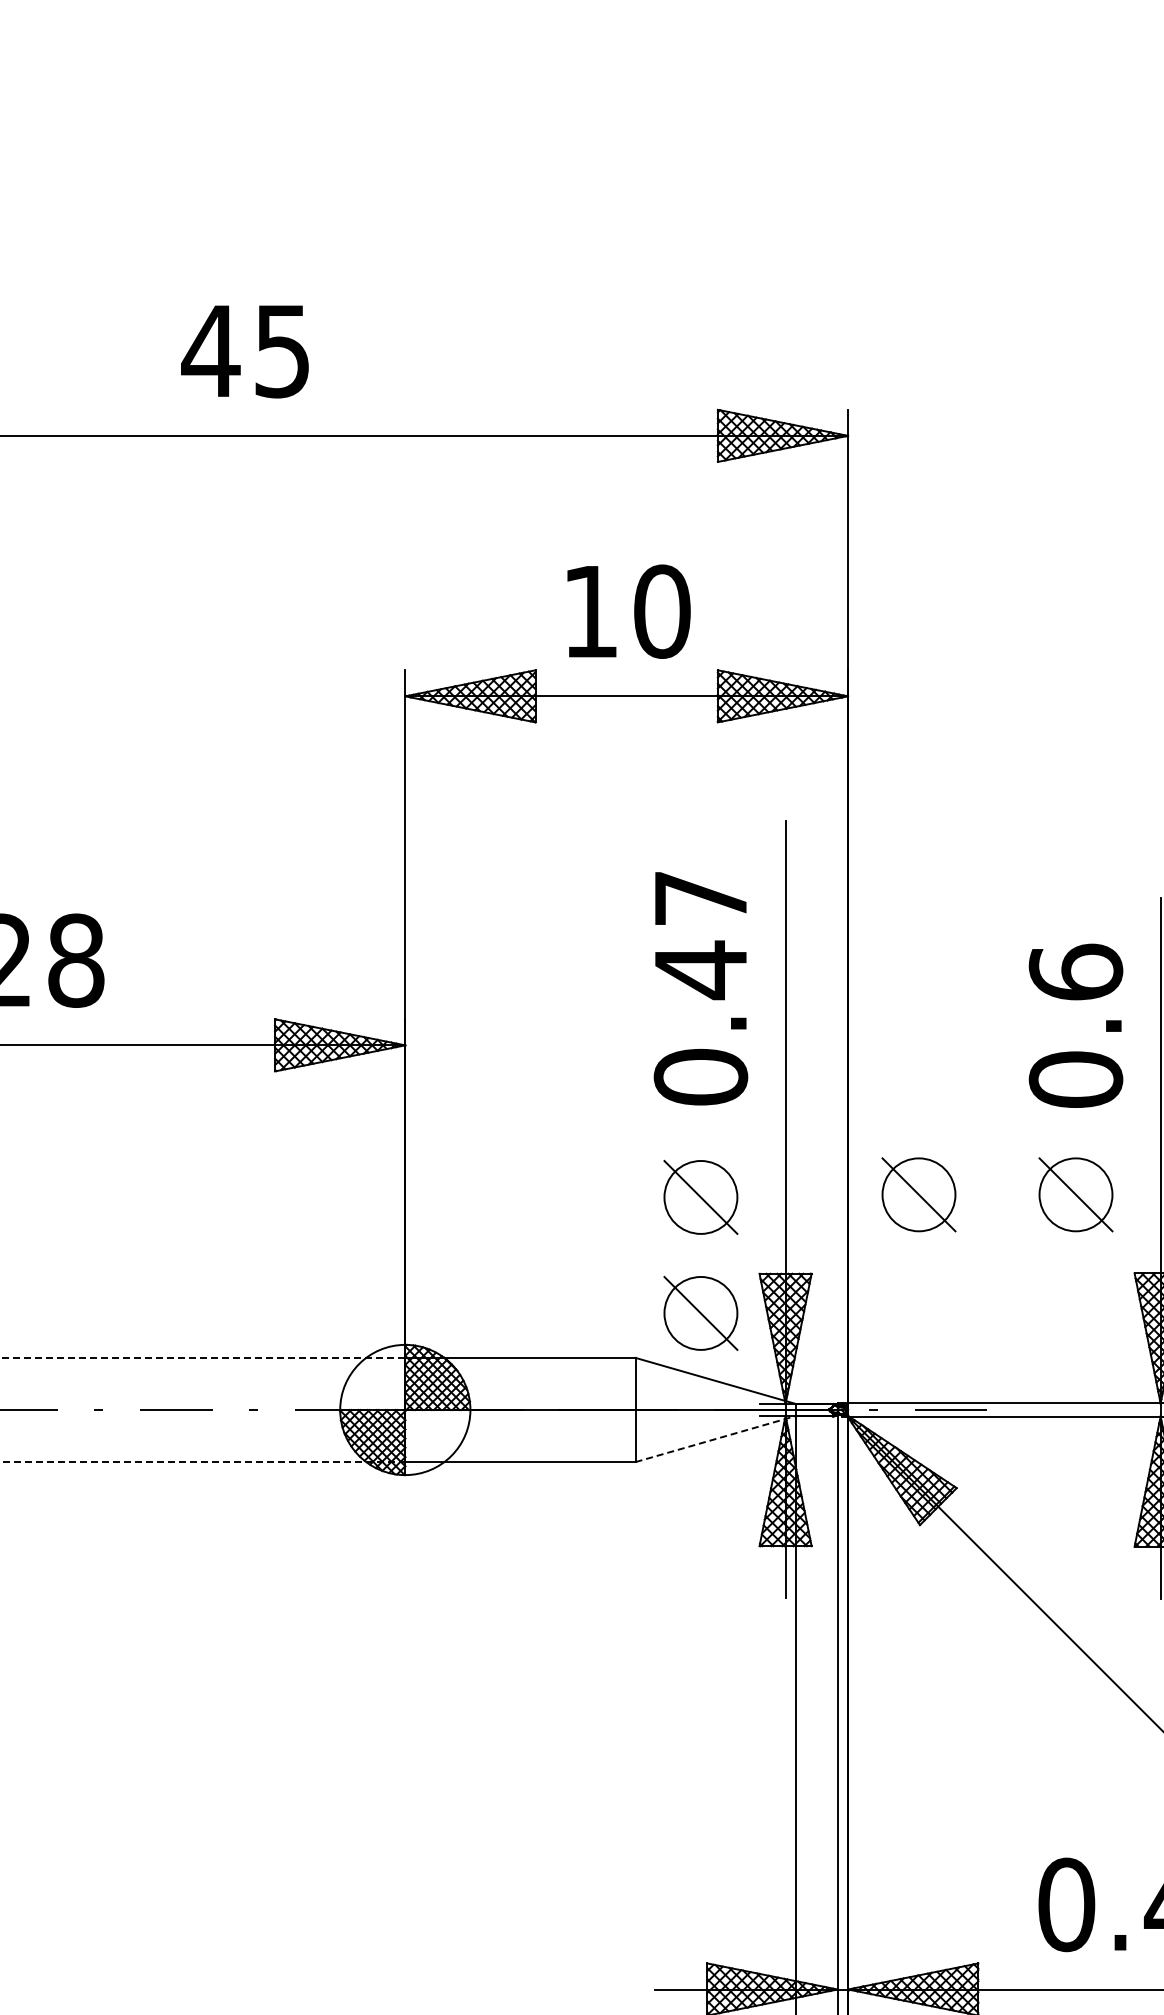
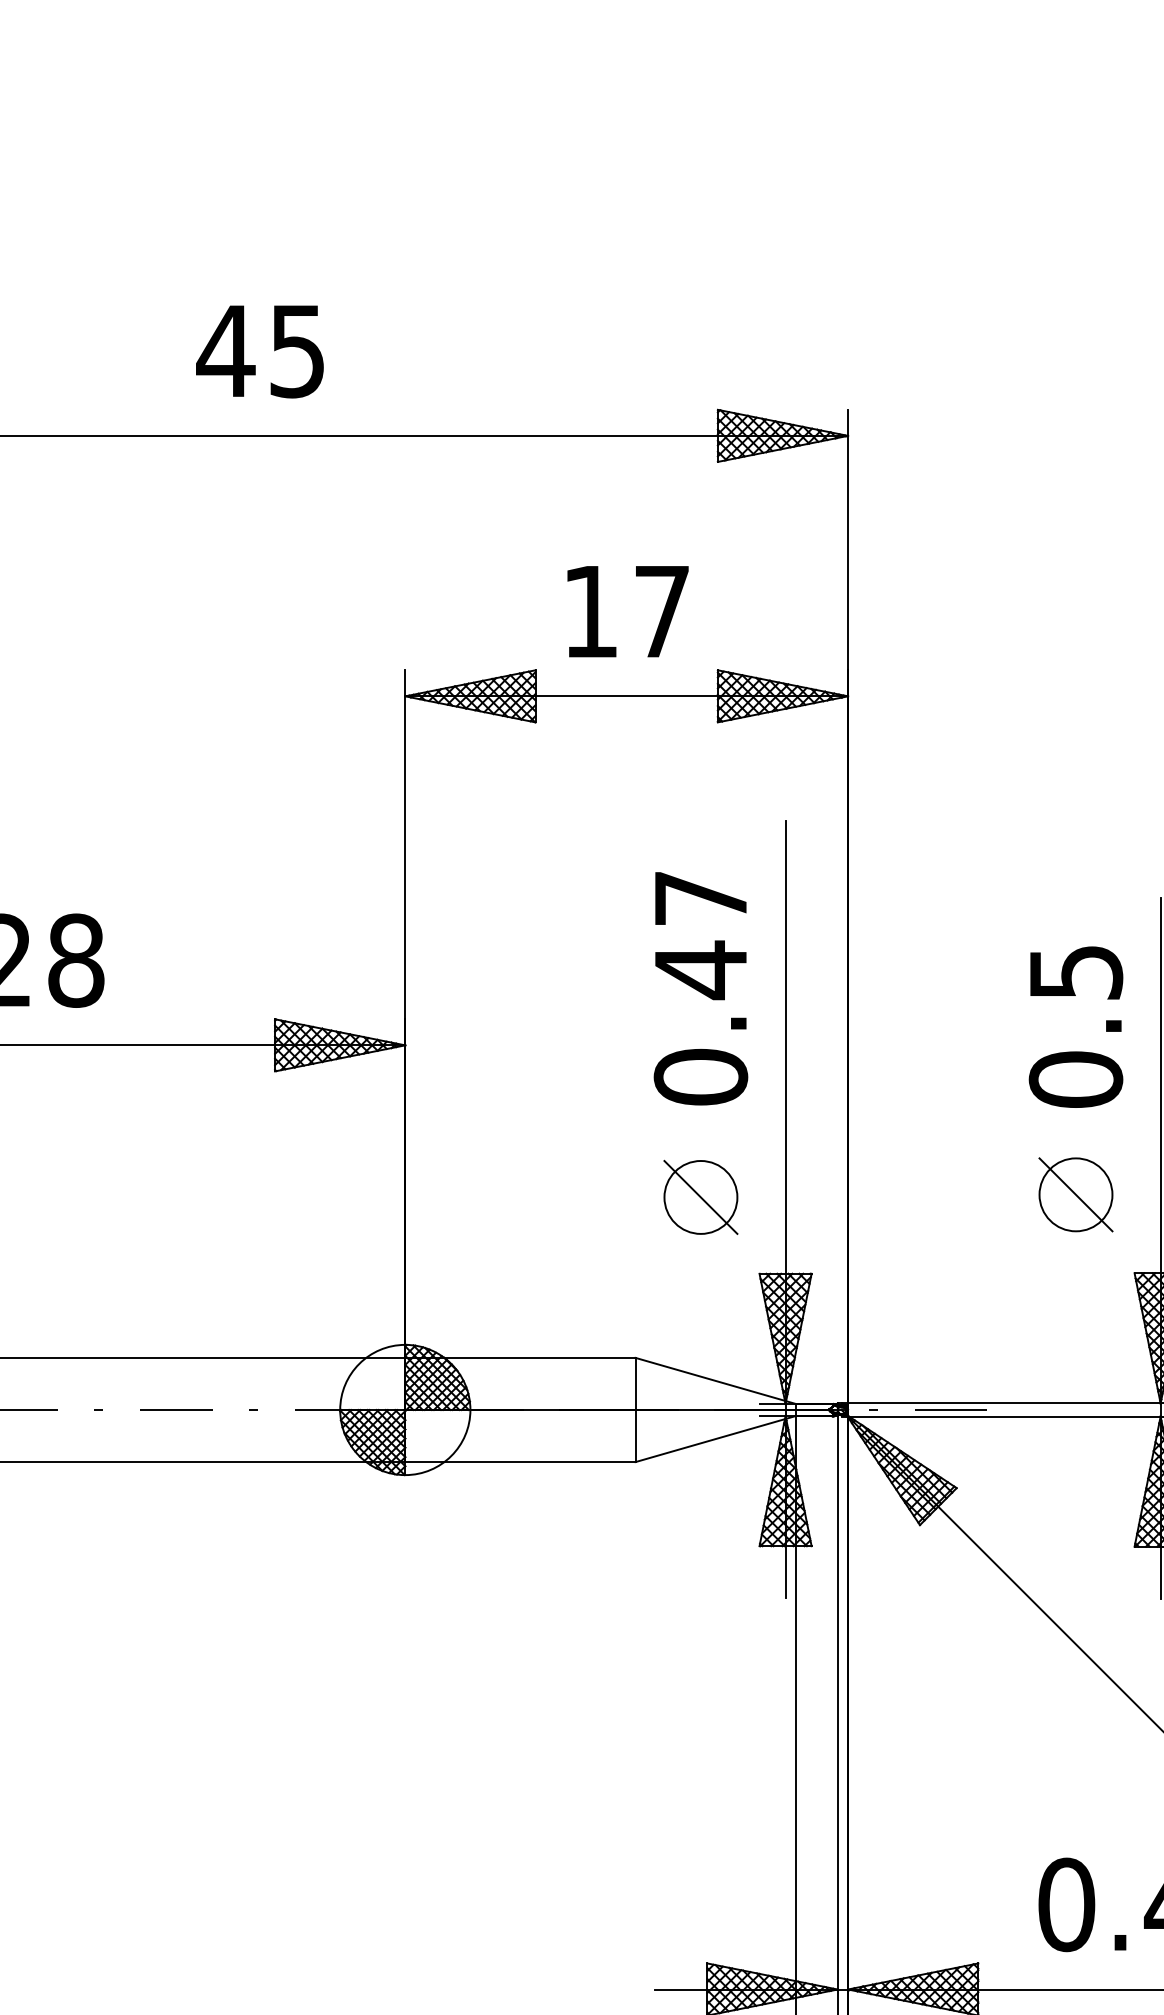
text position: (244, 351) -> (259, 351) (259, 351)
text: 10 -> 17 (662, 611)
text: 0.6 -> 0.5 (1075, 971)
part: present -> none (918, 1194)
part: present -> none (700, 1312)
line: dashed -> solid (202, 1357)
line: dashed -> solid (716, 1438)
line: dashed -> solid (203, 1462)
